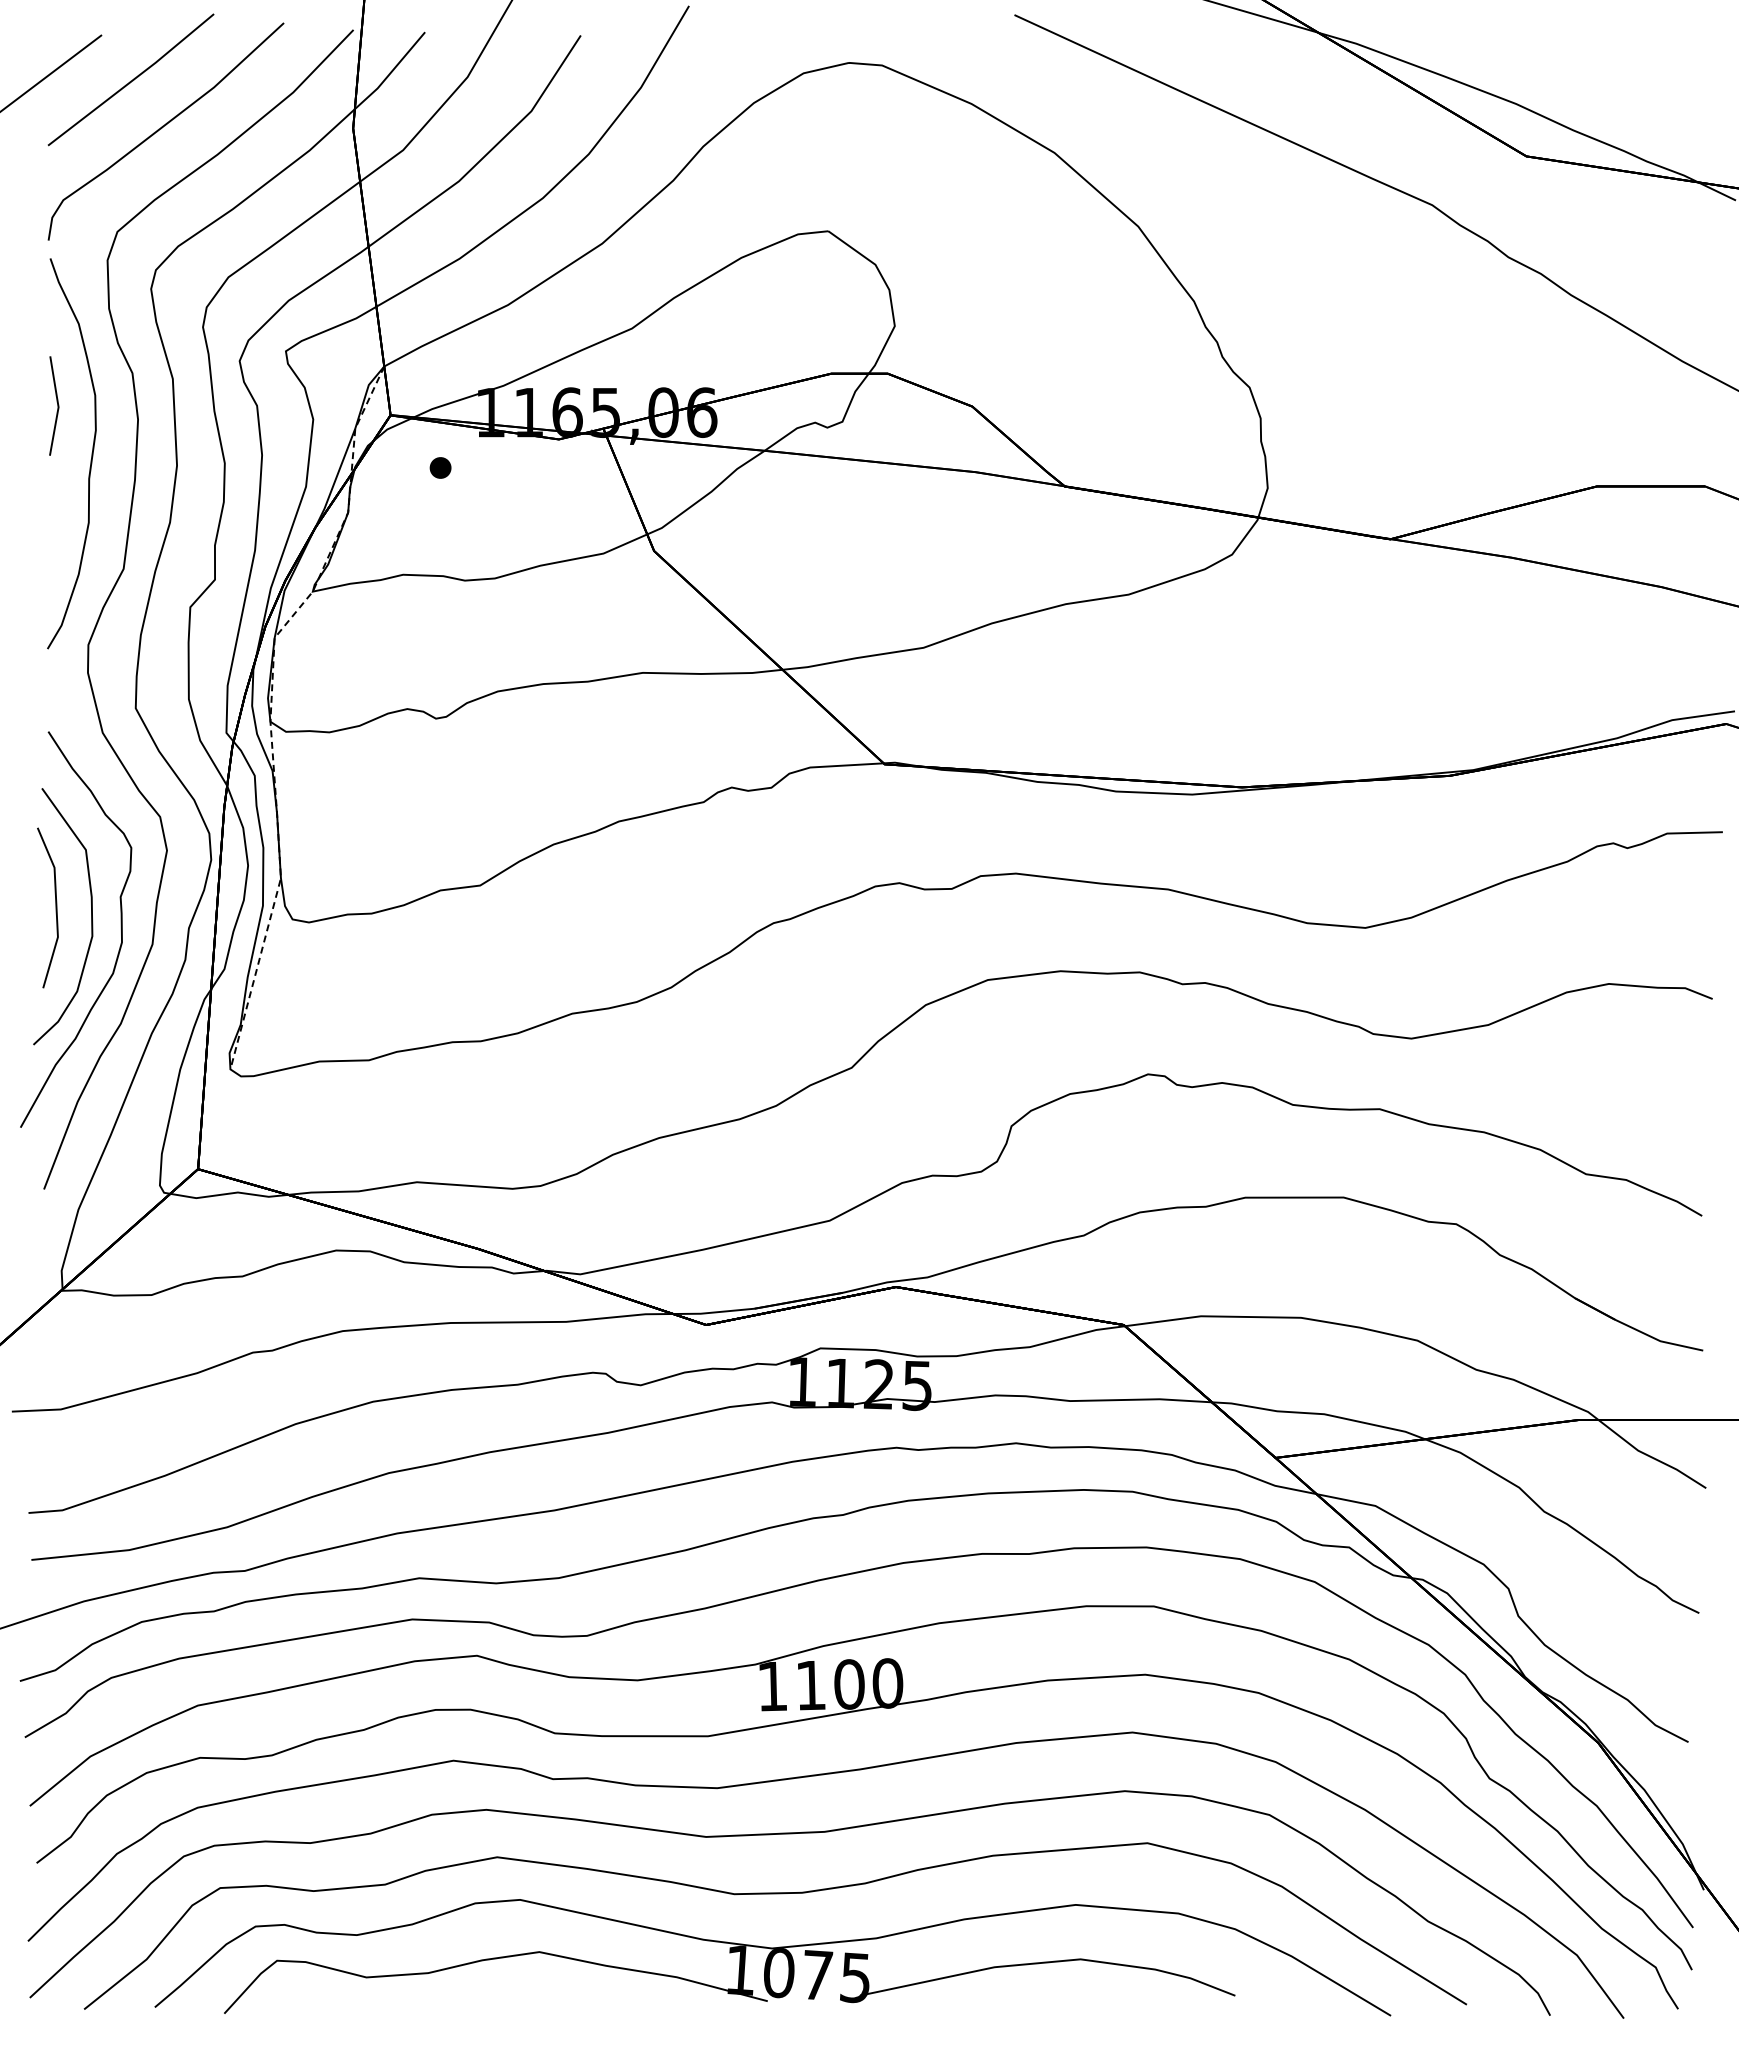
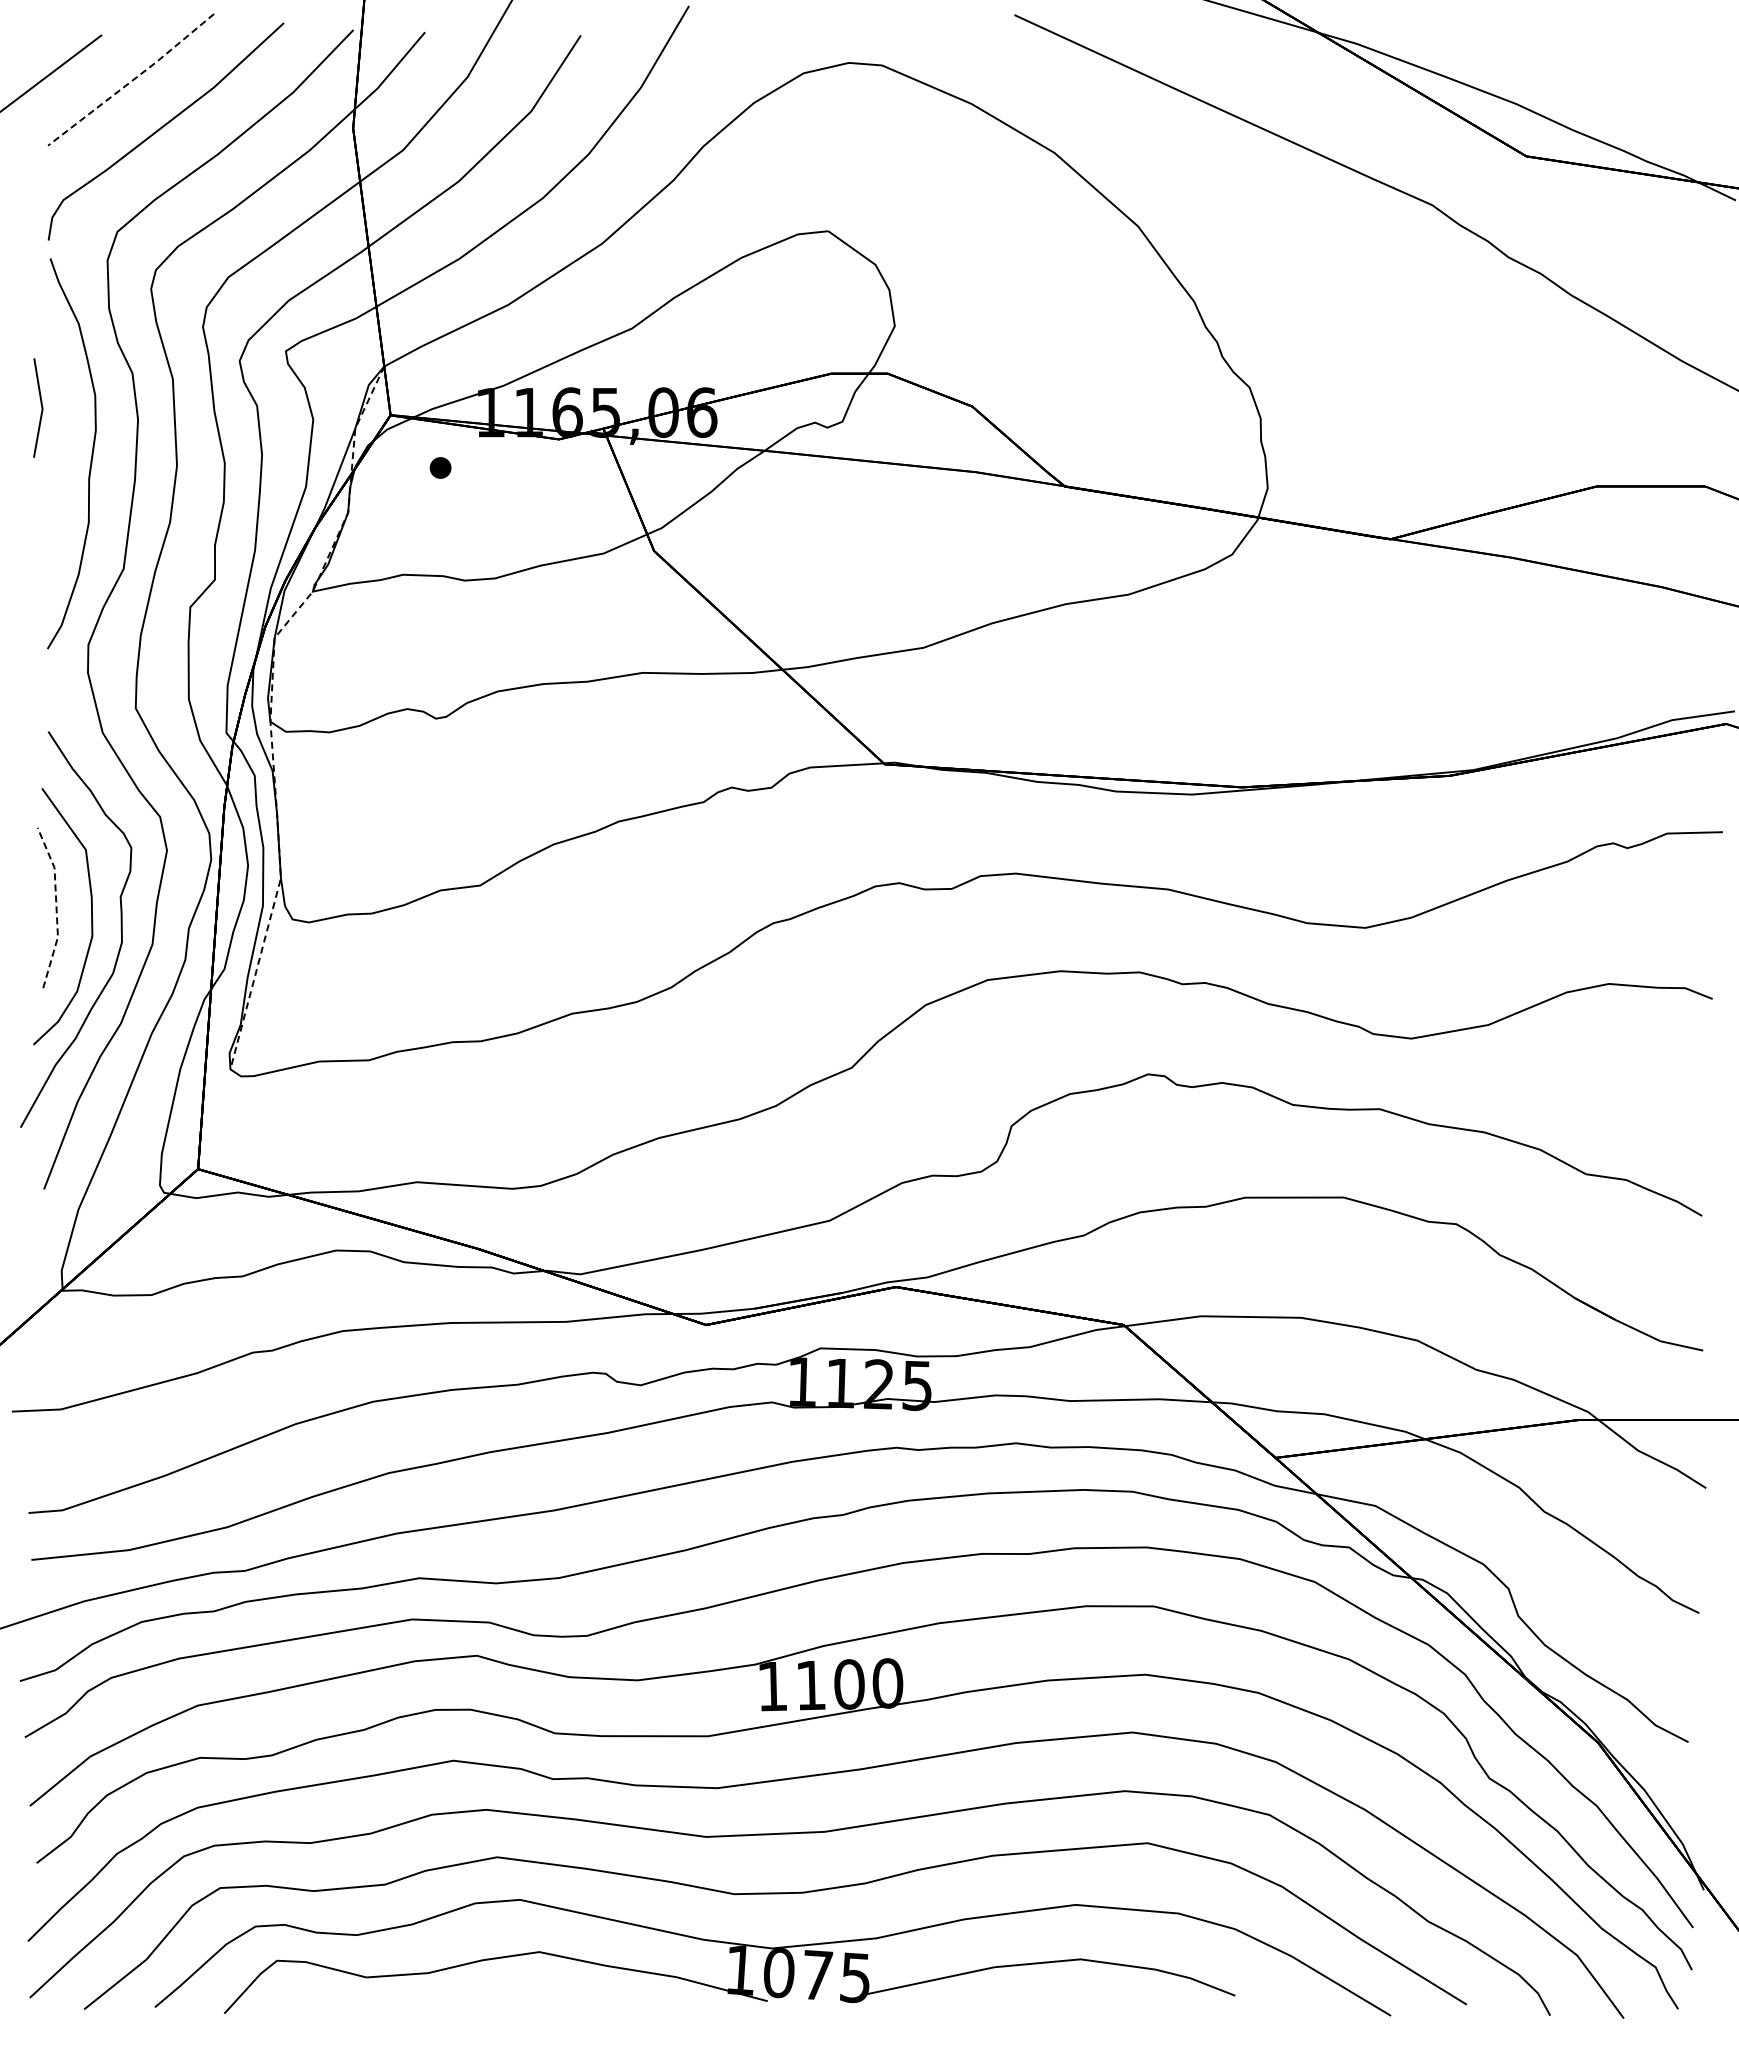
line: solid -> dashed (132, 80)
line position: (57, 405) -> (41, 407) (41, 407)
line: solid -> dashed (56, 907)
